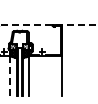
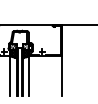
line: dashed -> solid (49, 25)
line: dashed -> solid (10, 76)
